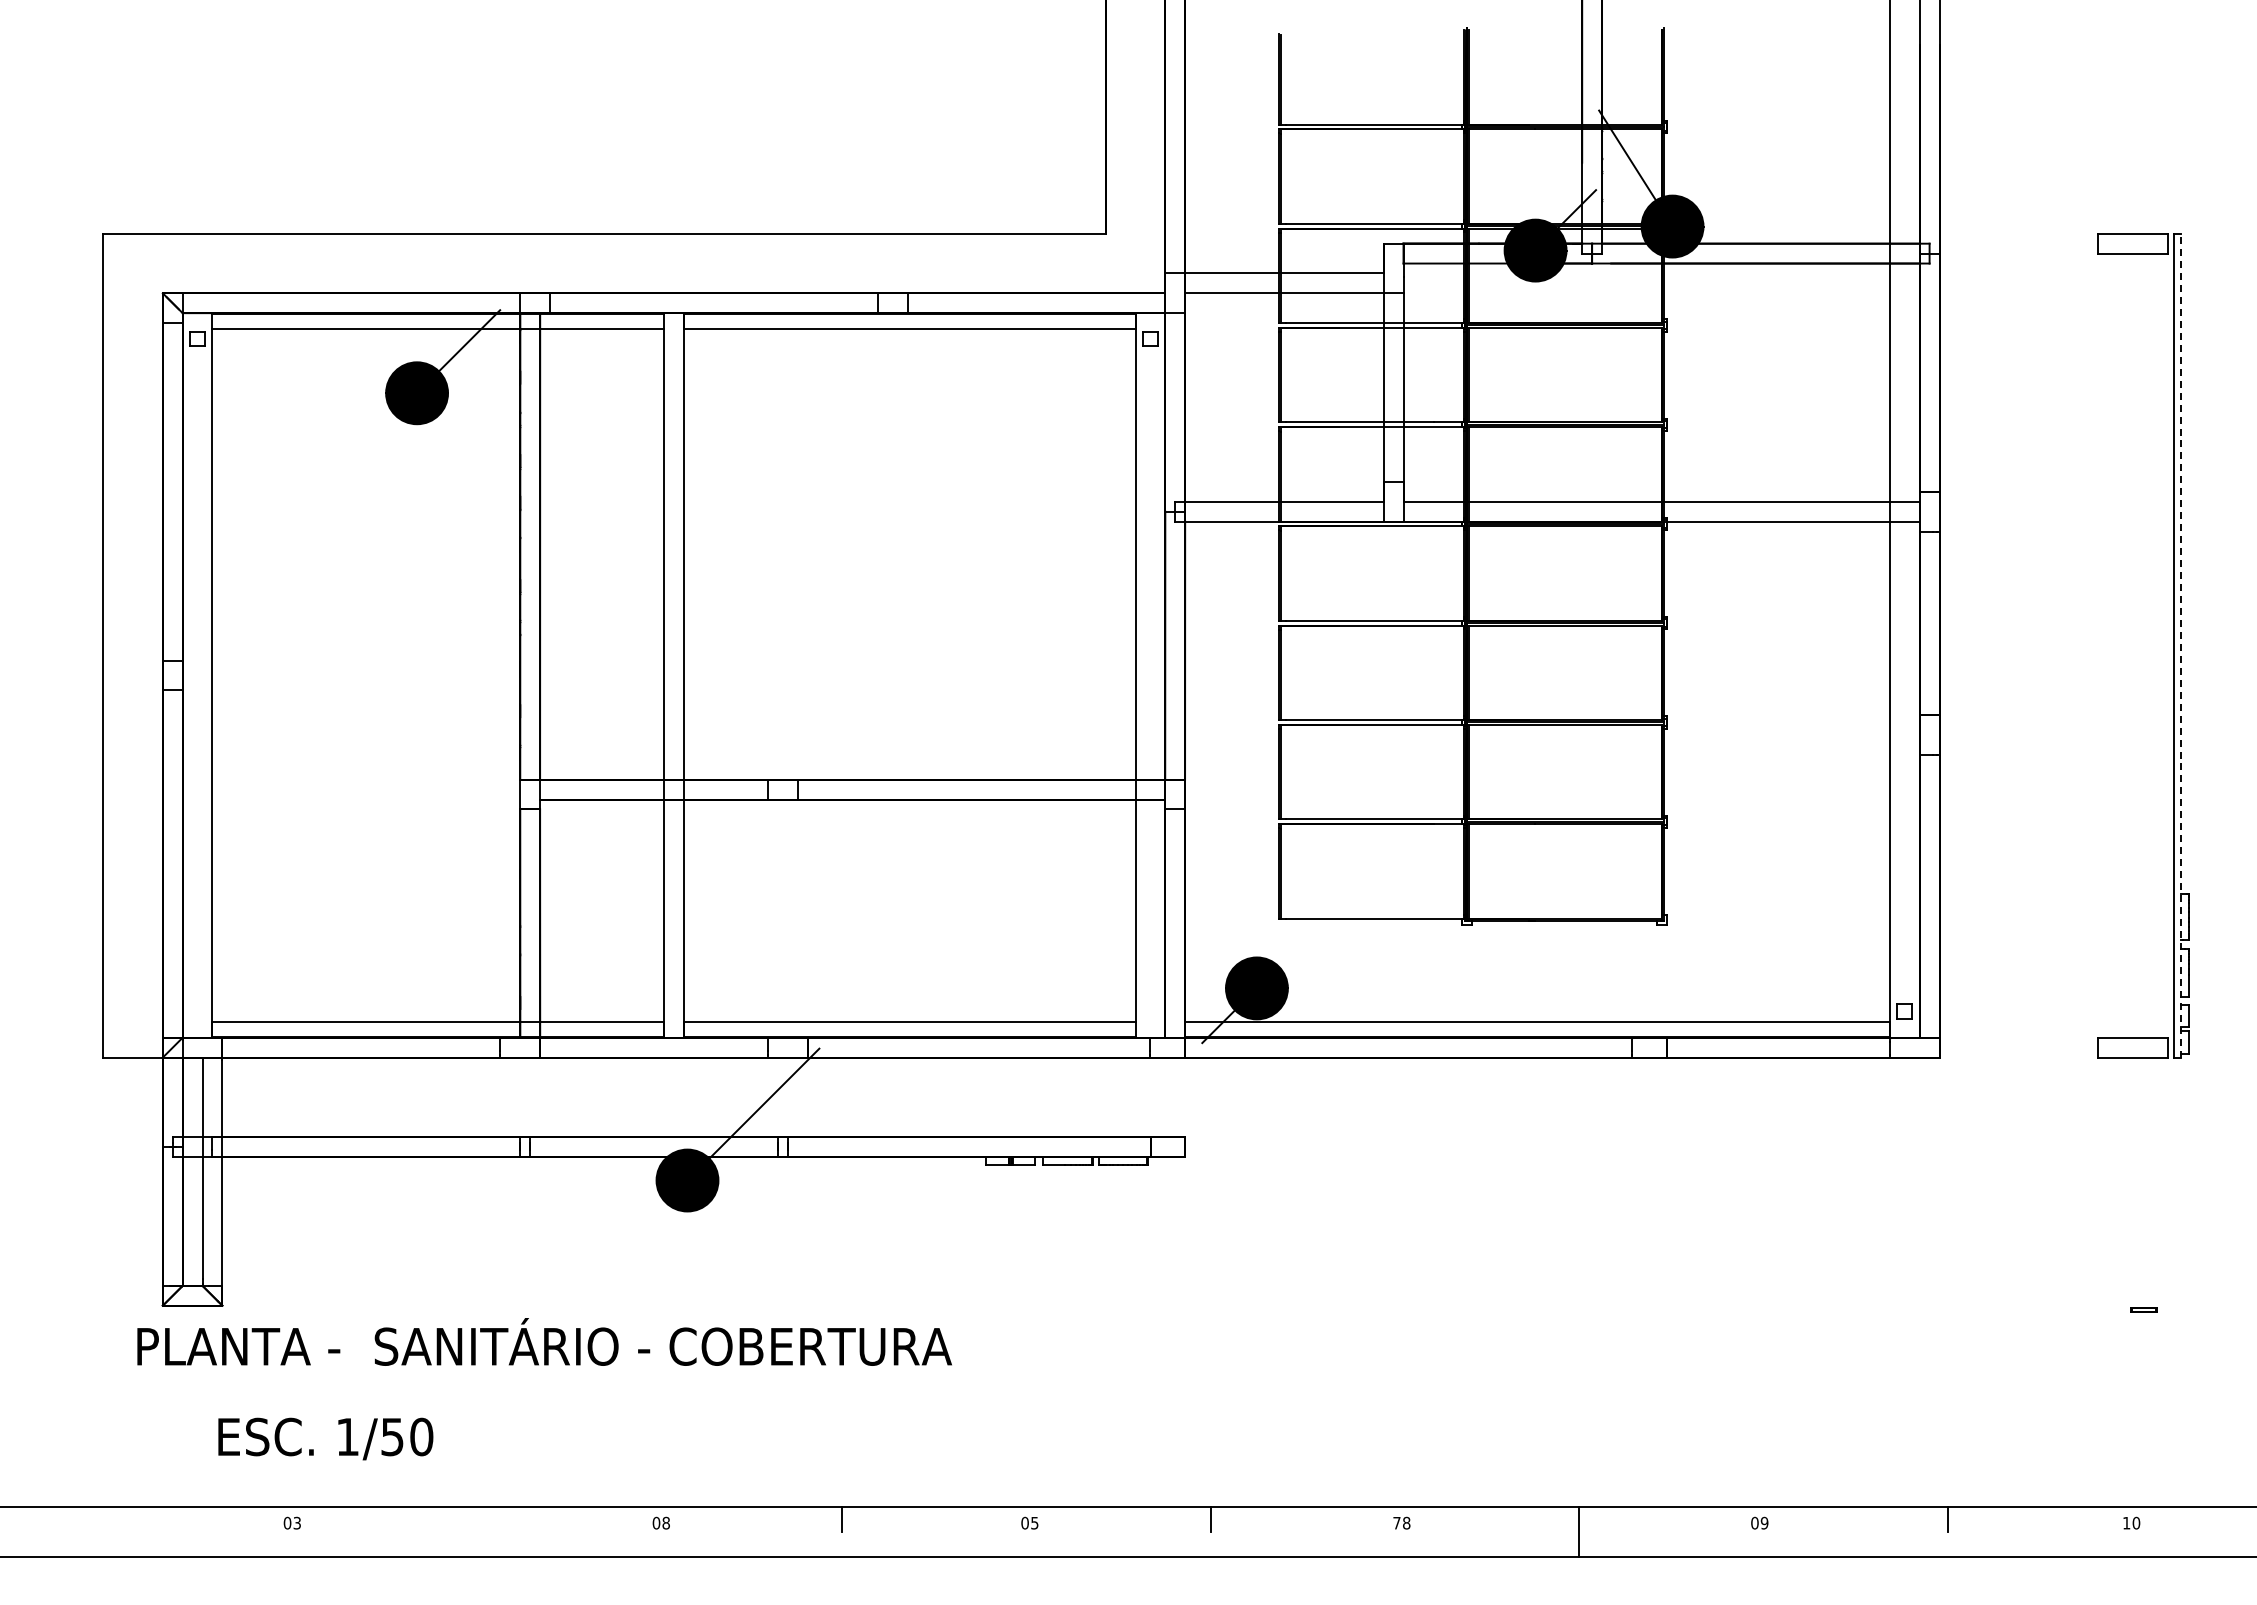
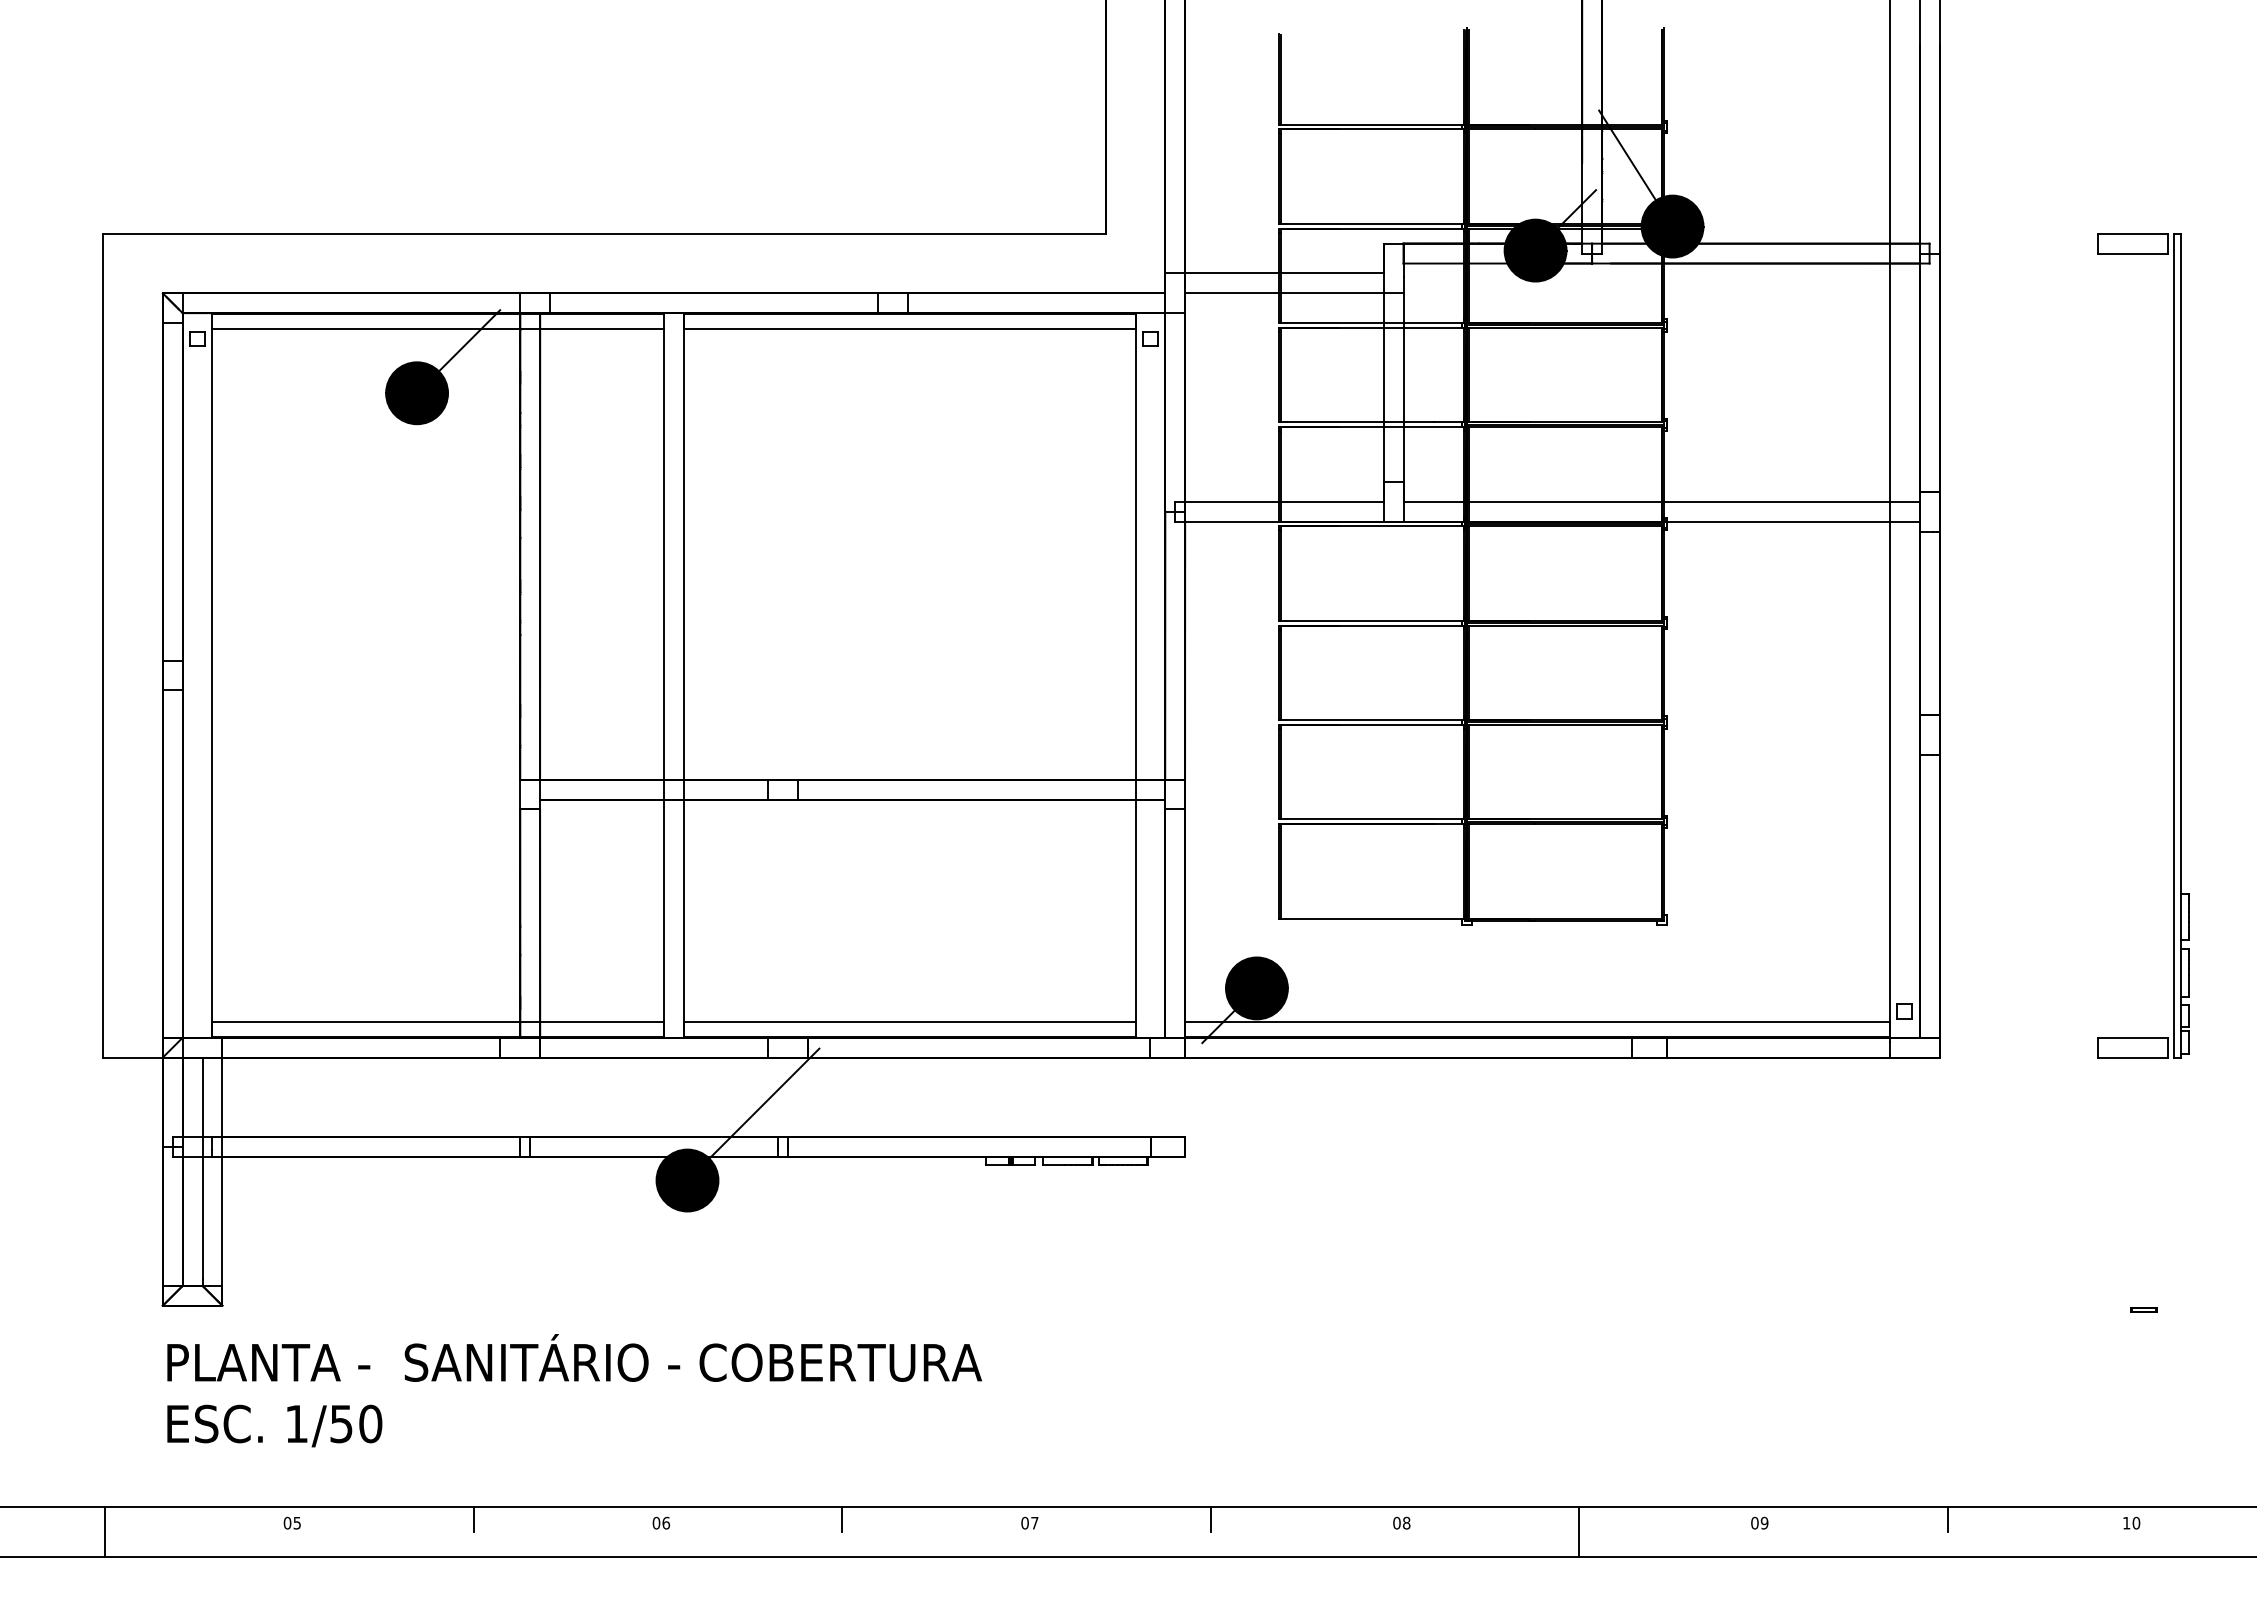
line: dashed -> solid (2180, 645)
text position: (544, 1341) -> (574, 1357) (574, 1357)
text position: (325, 1438) -> (274, 1425) (274, 1425)
line: none -> present (473, 1519)
text: 03 -> 05 (297, 1522)
text: 08 -> 06 (666, 1522)
text: 78 -> 08 (1396, 1522)
text: 05 -> 07 (1034, 1523)
line: none -> present (105, 1532)
